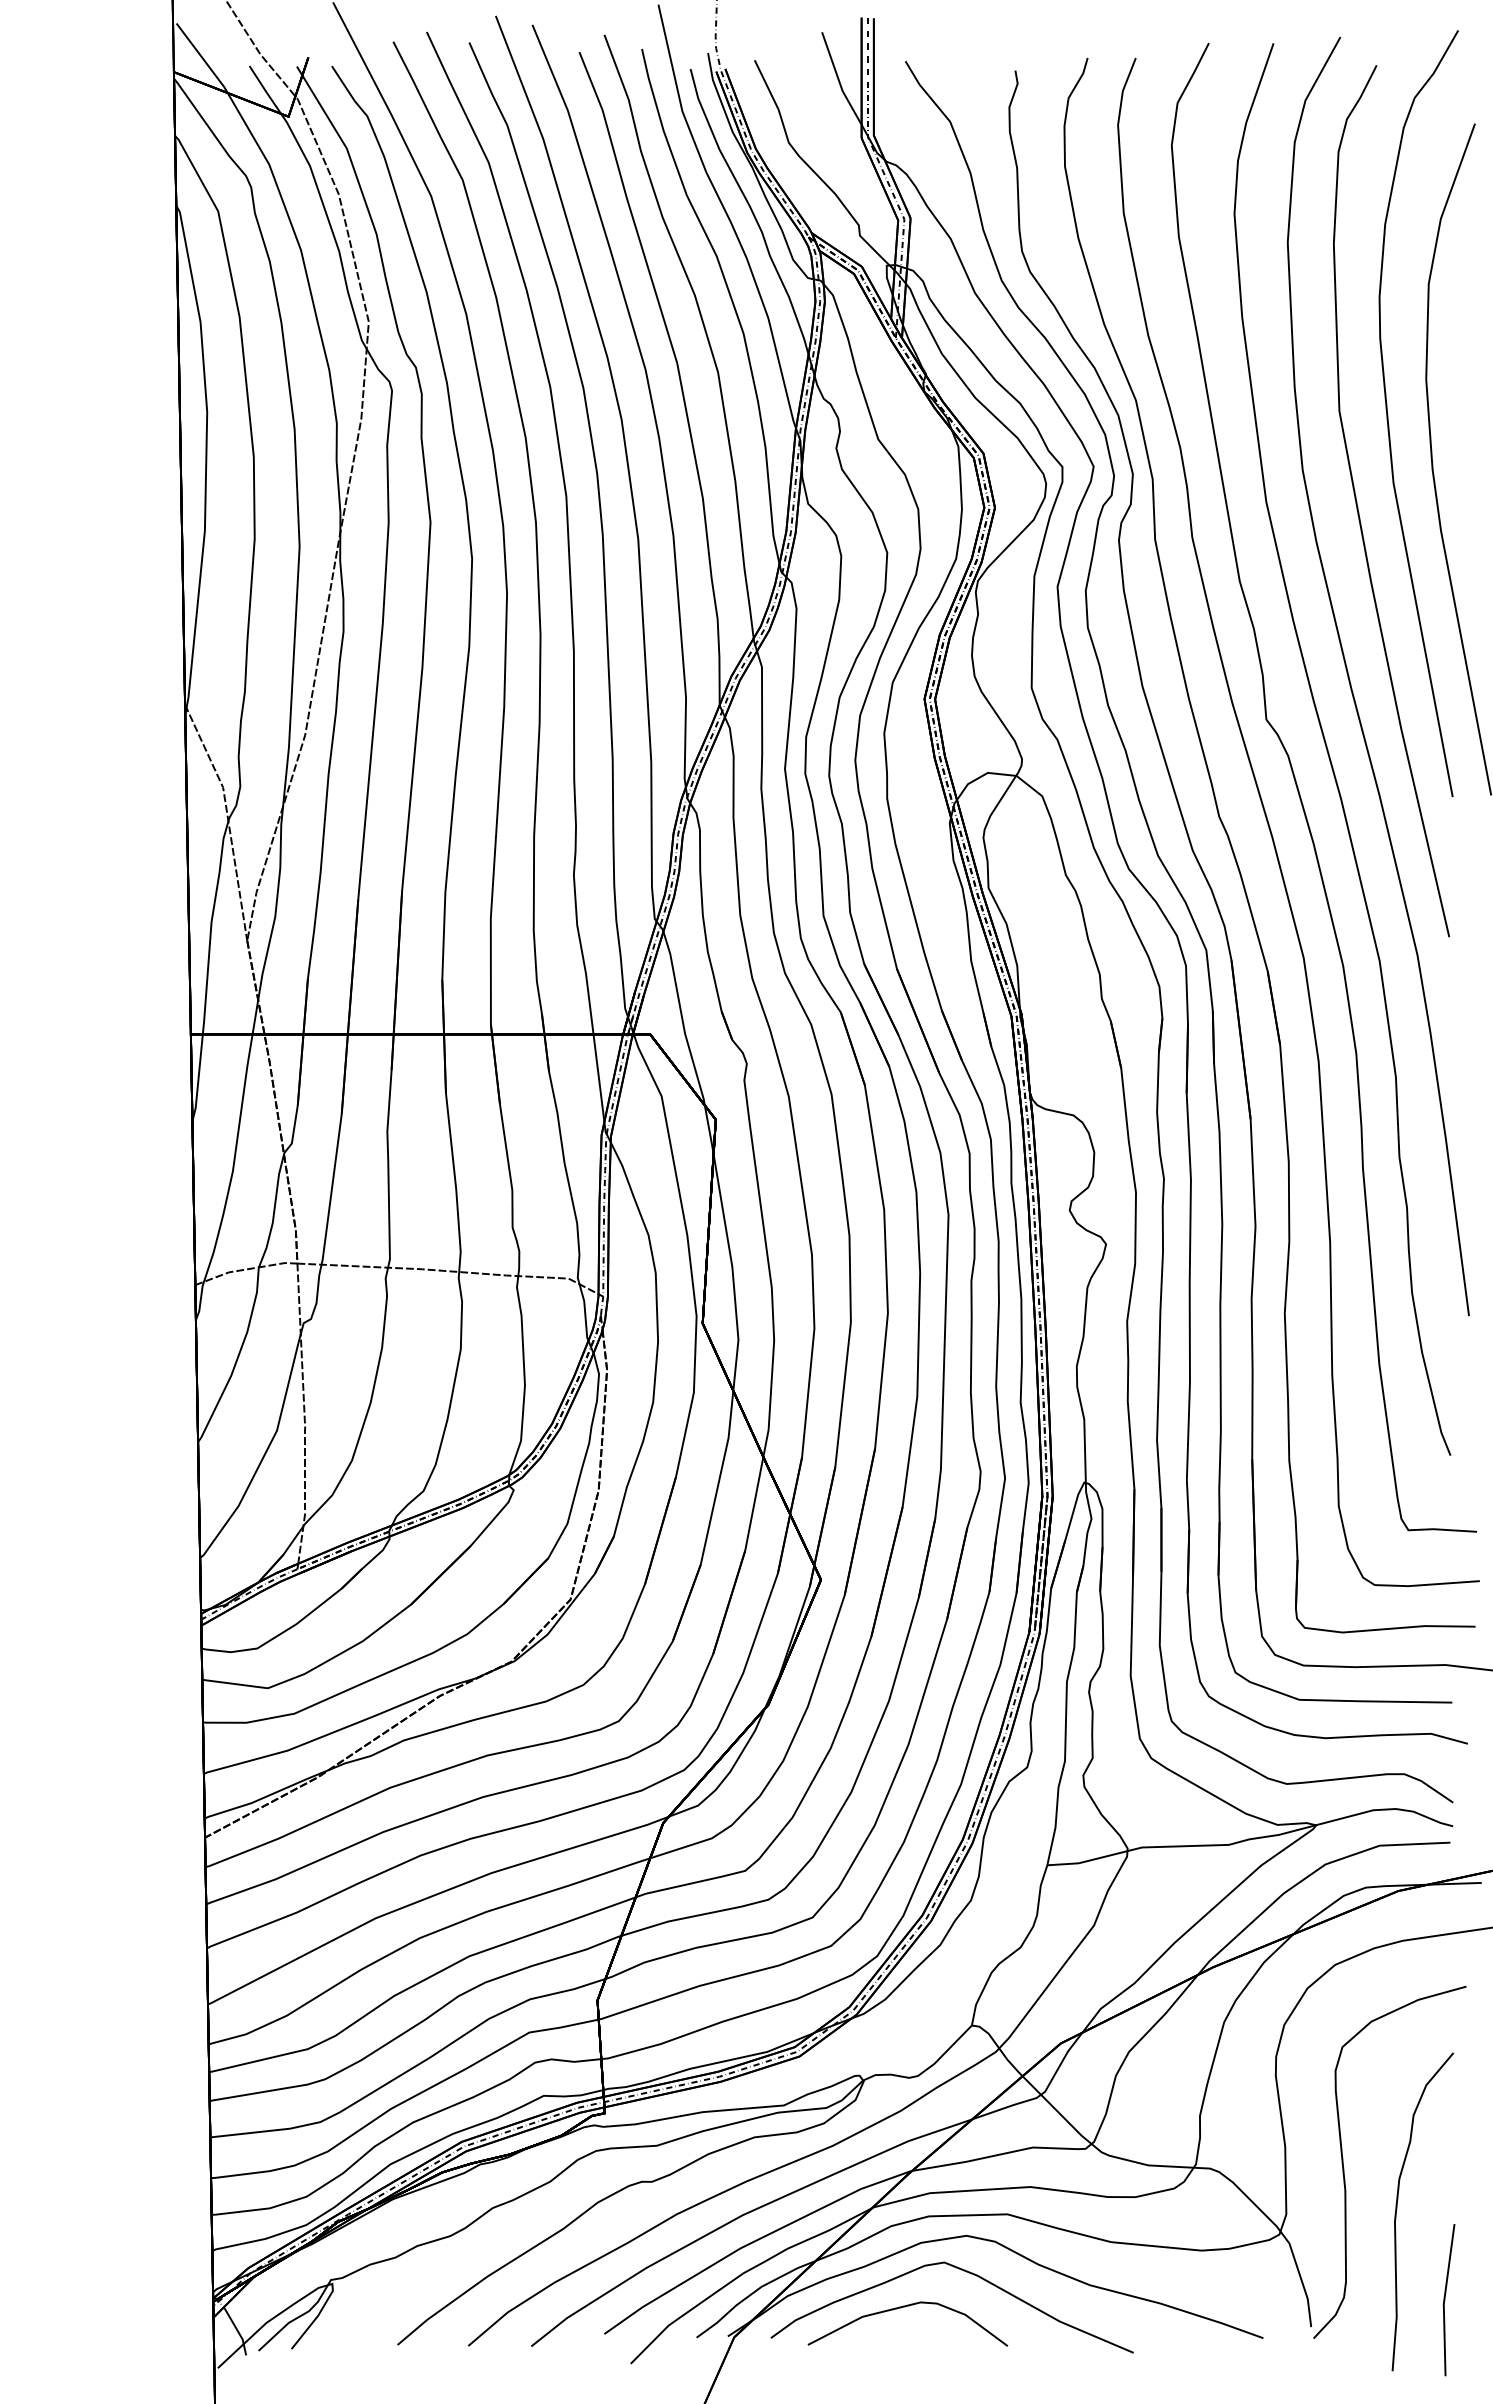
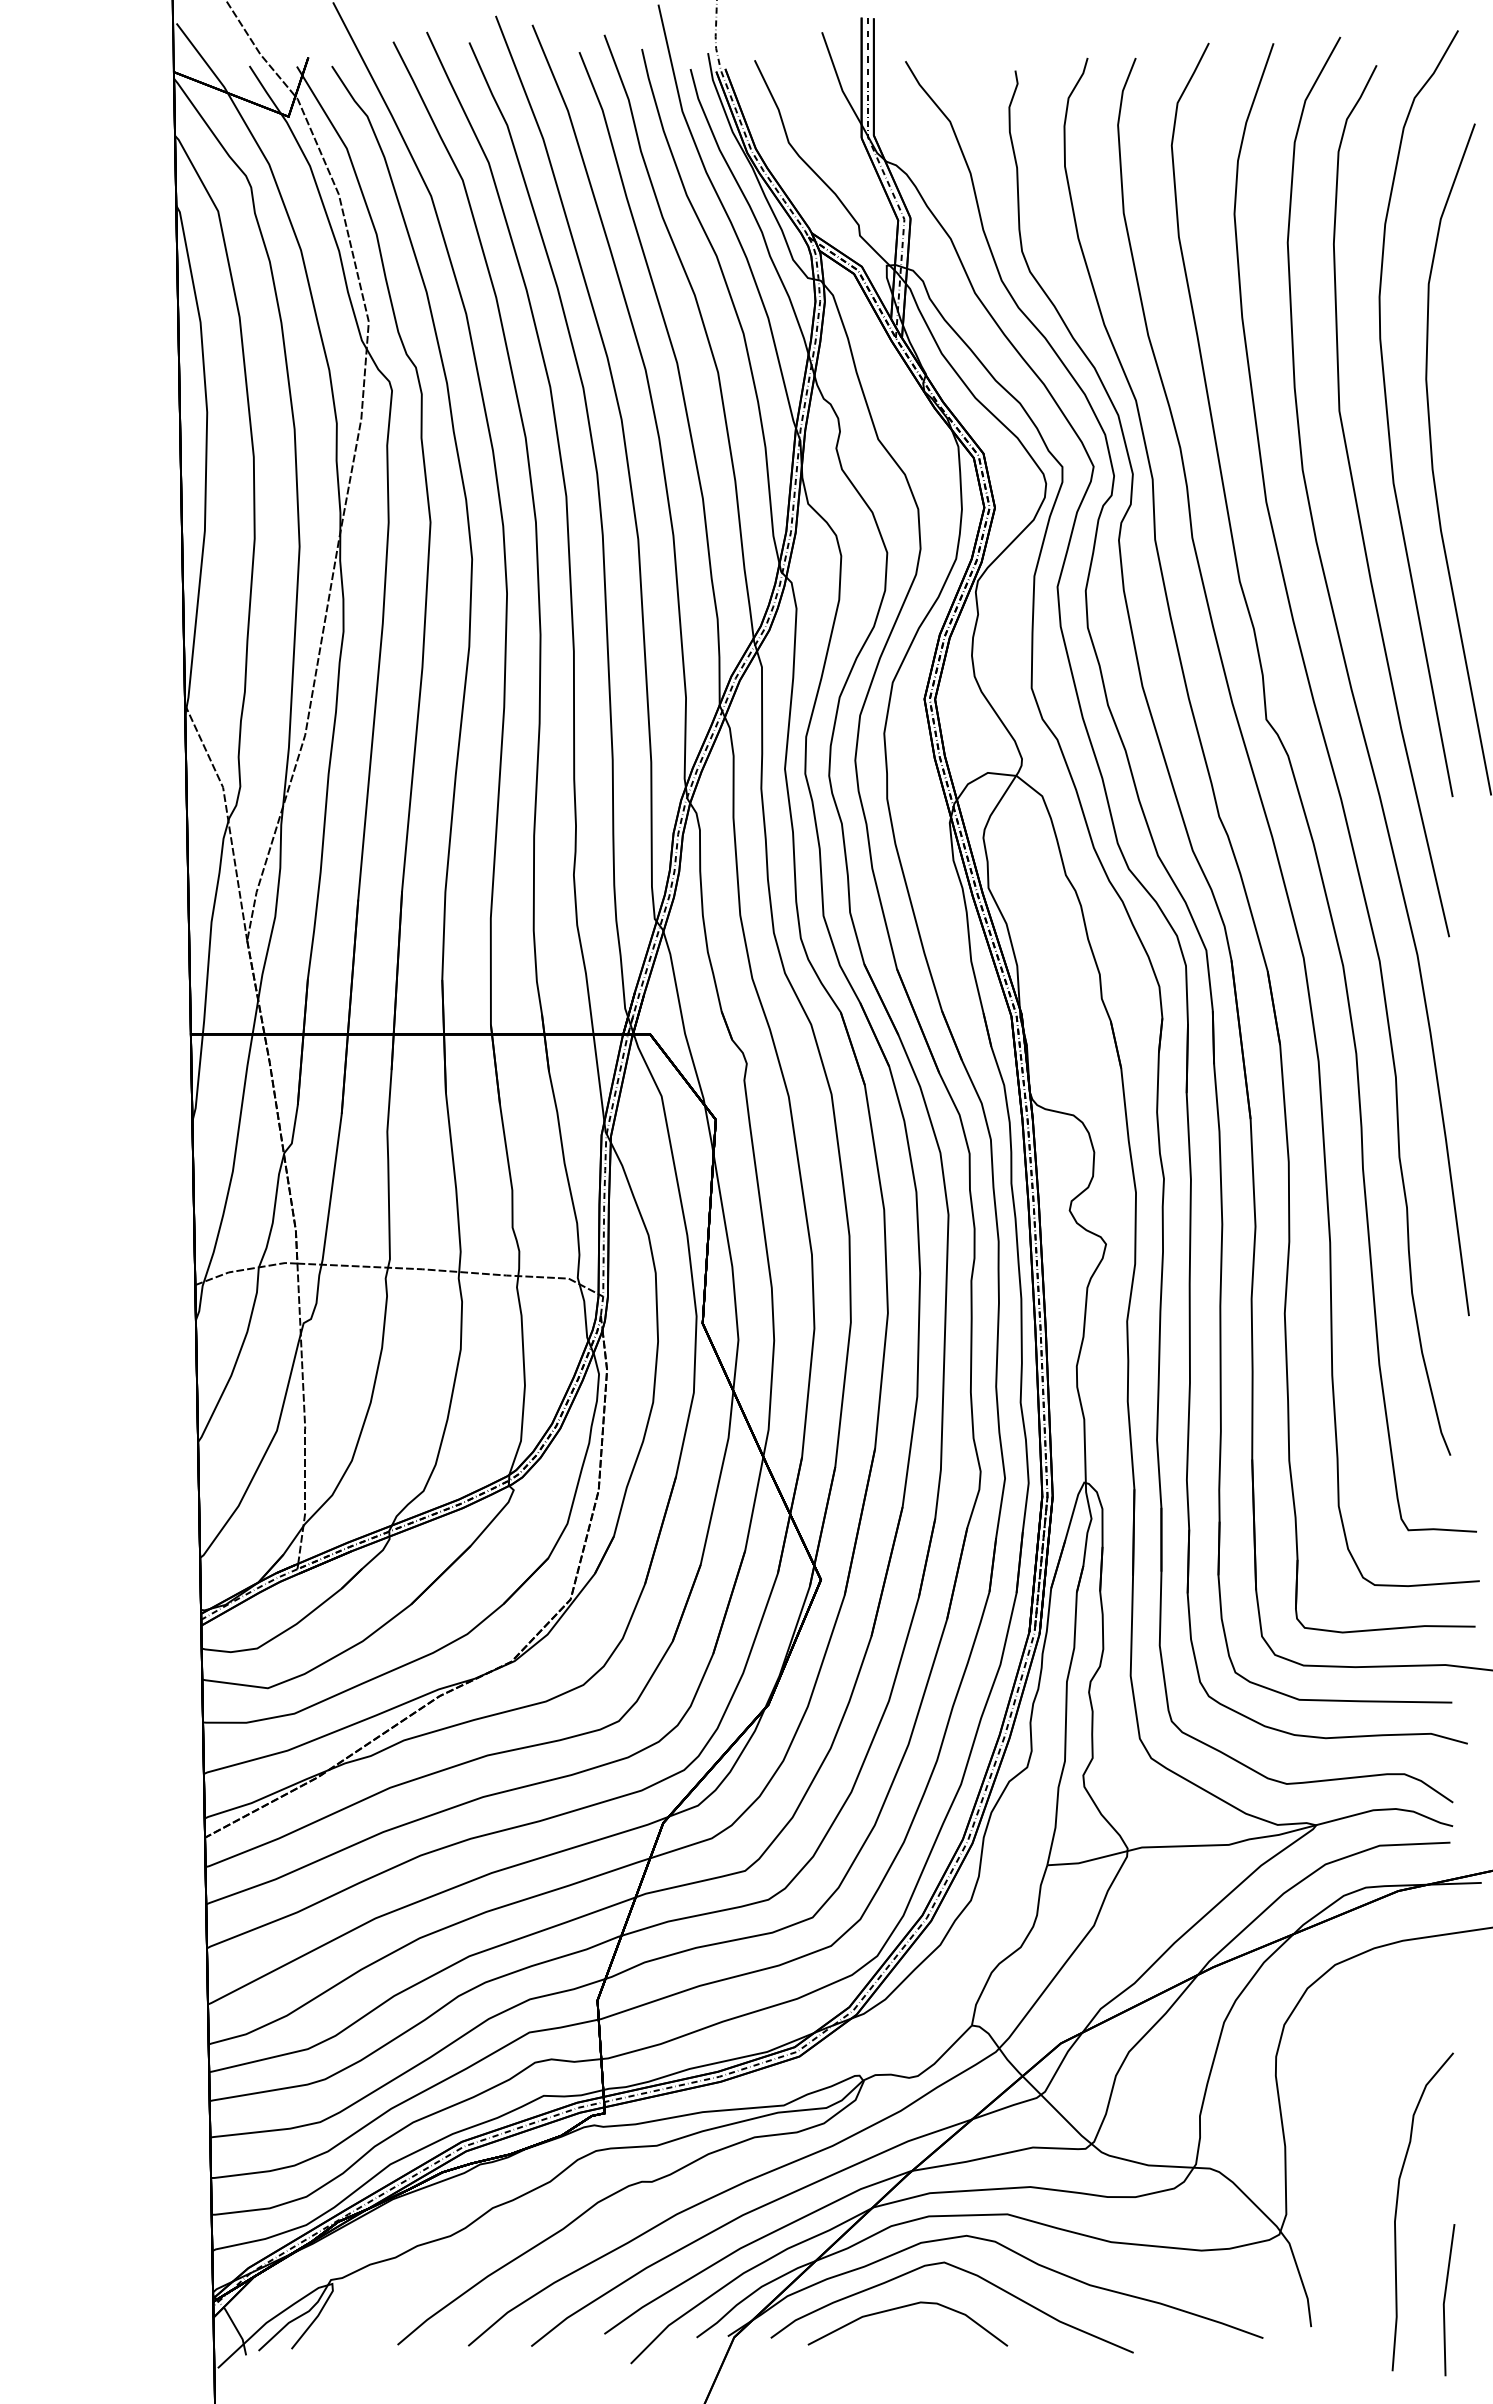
curve: present -> none (1344, 2168)
